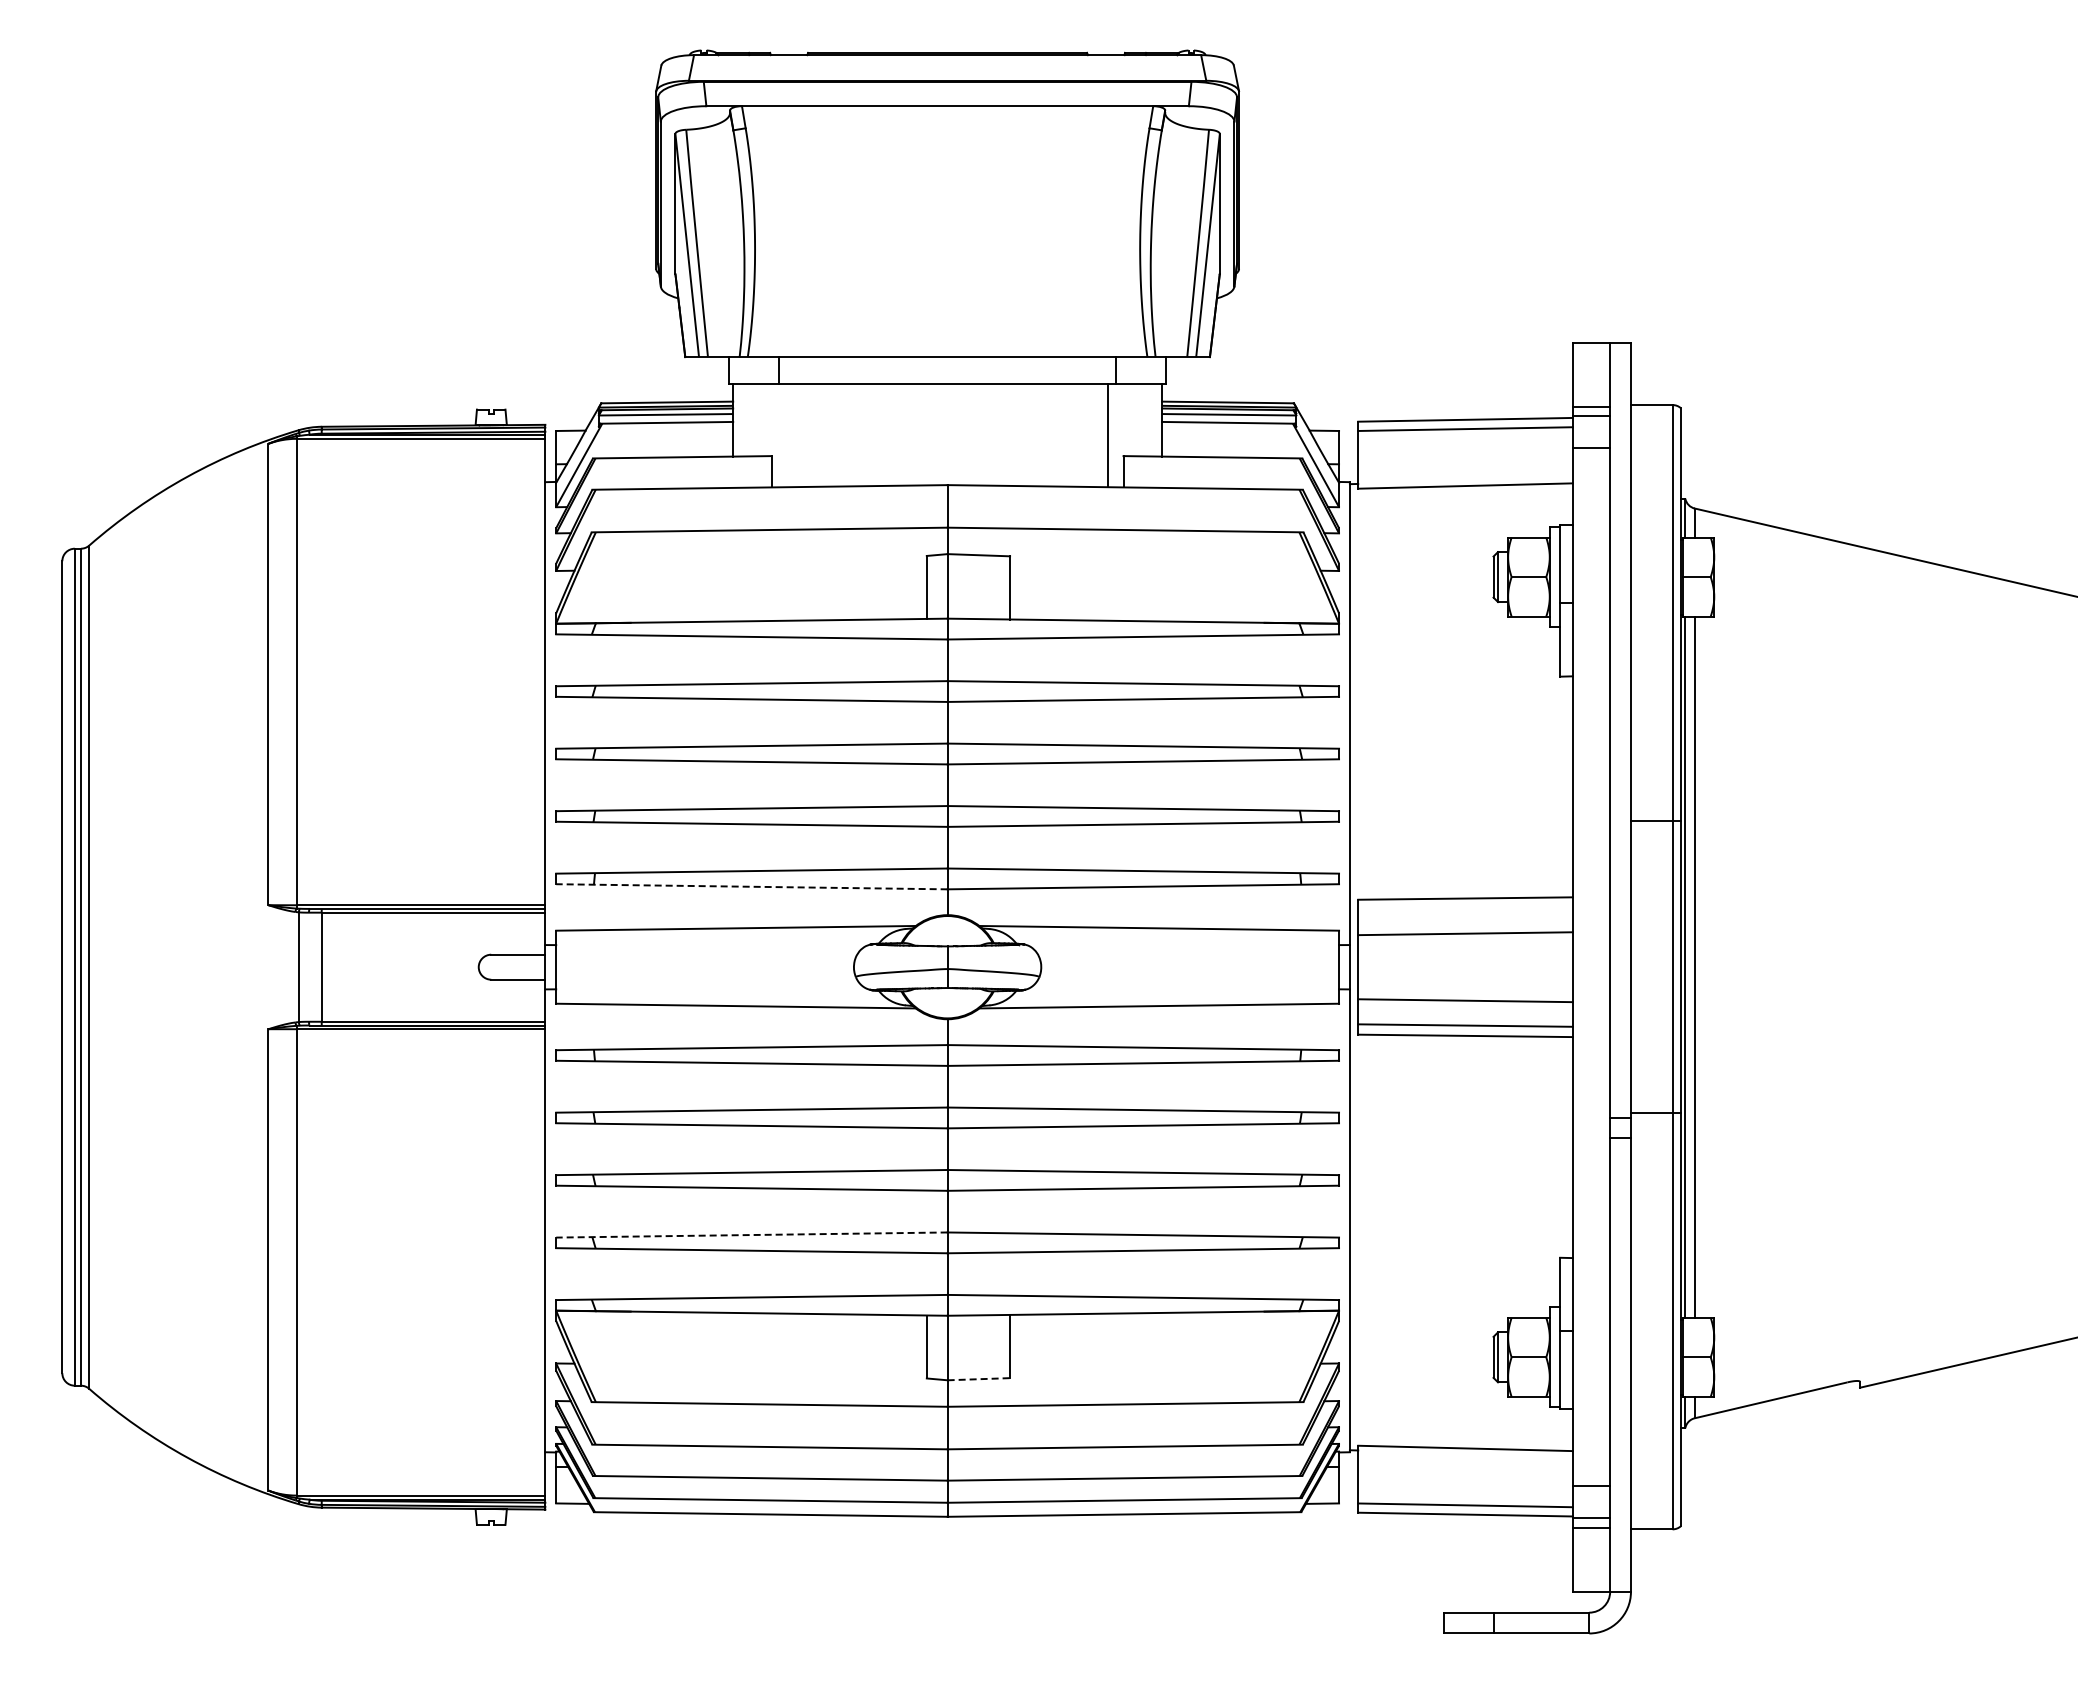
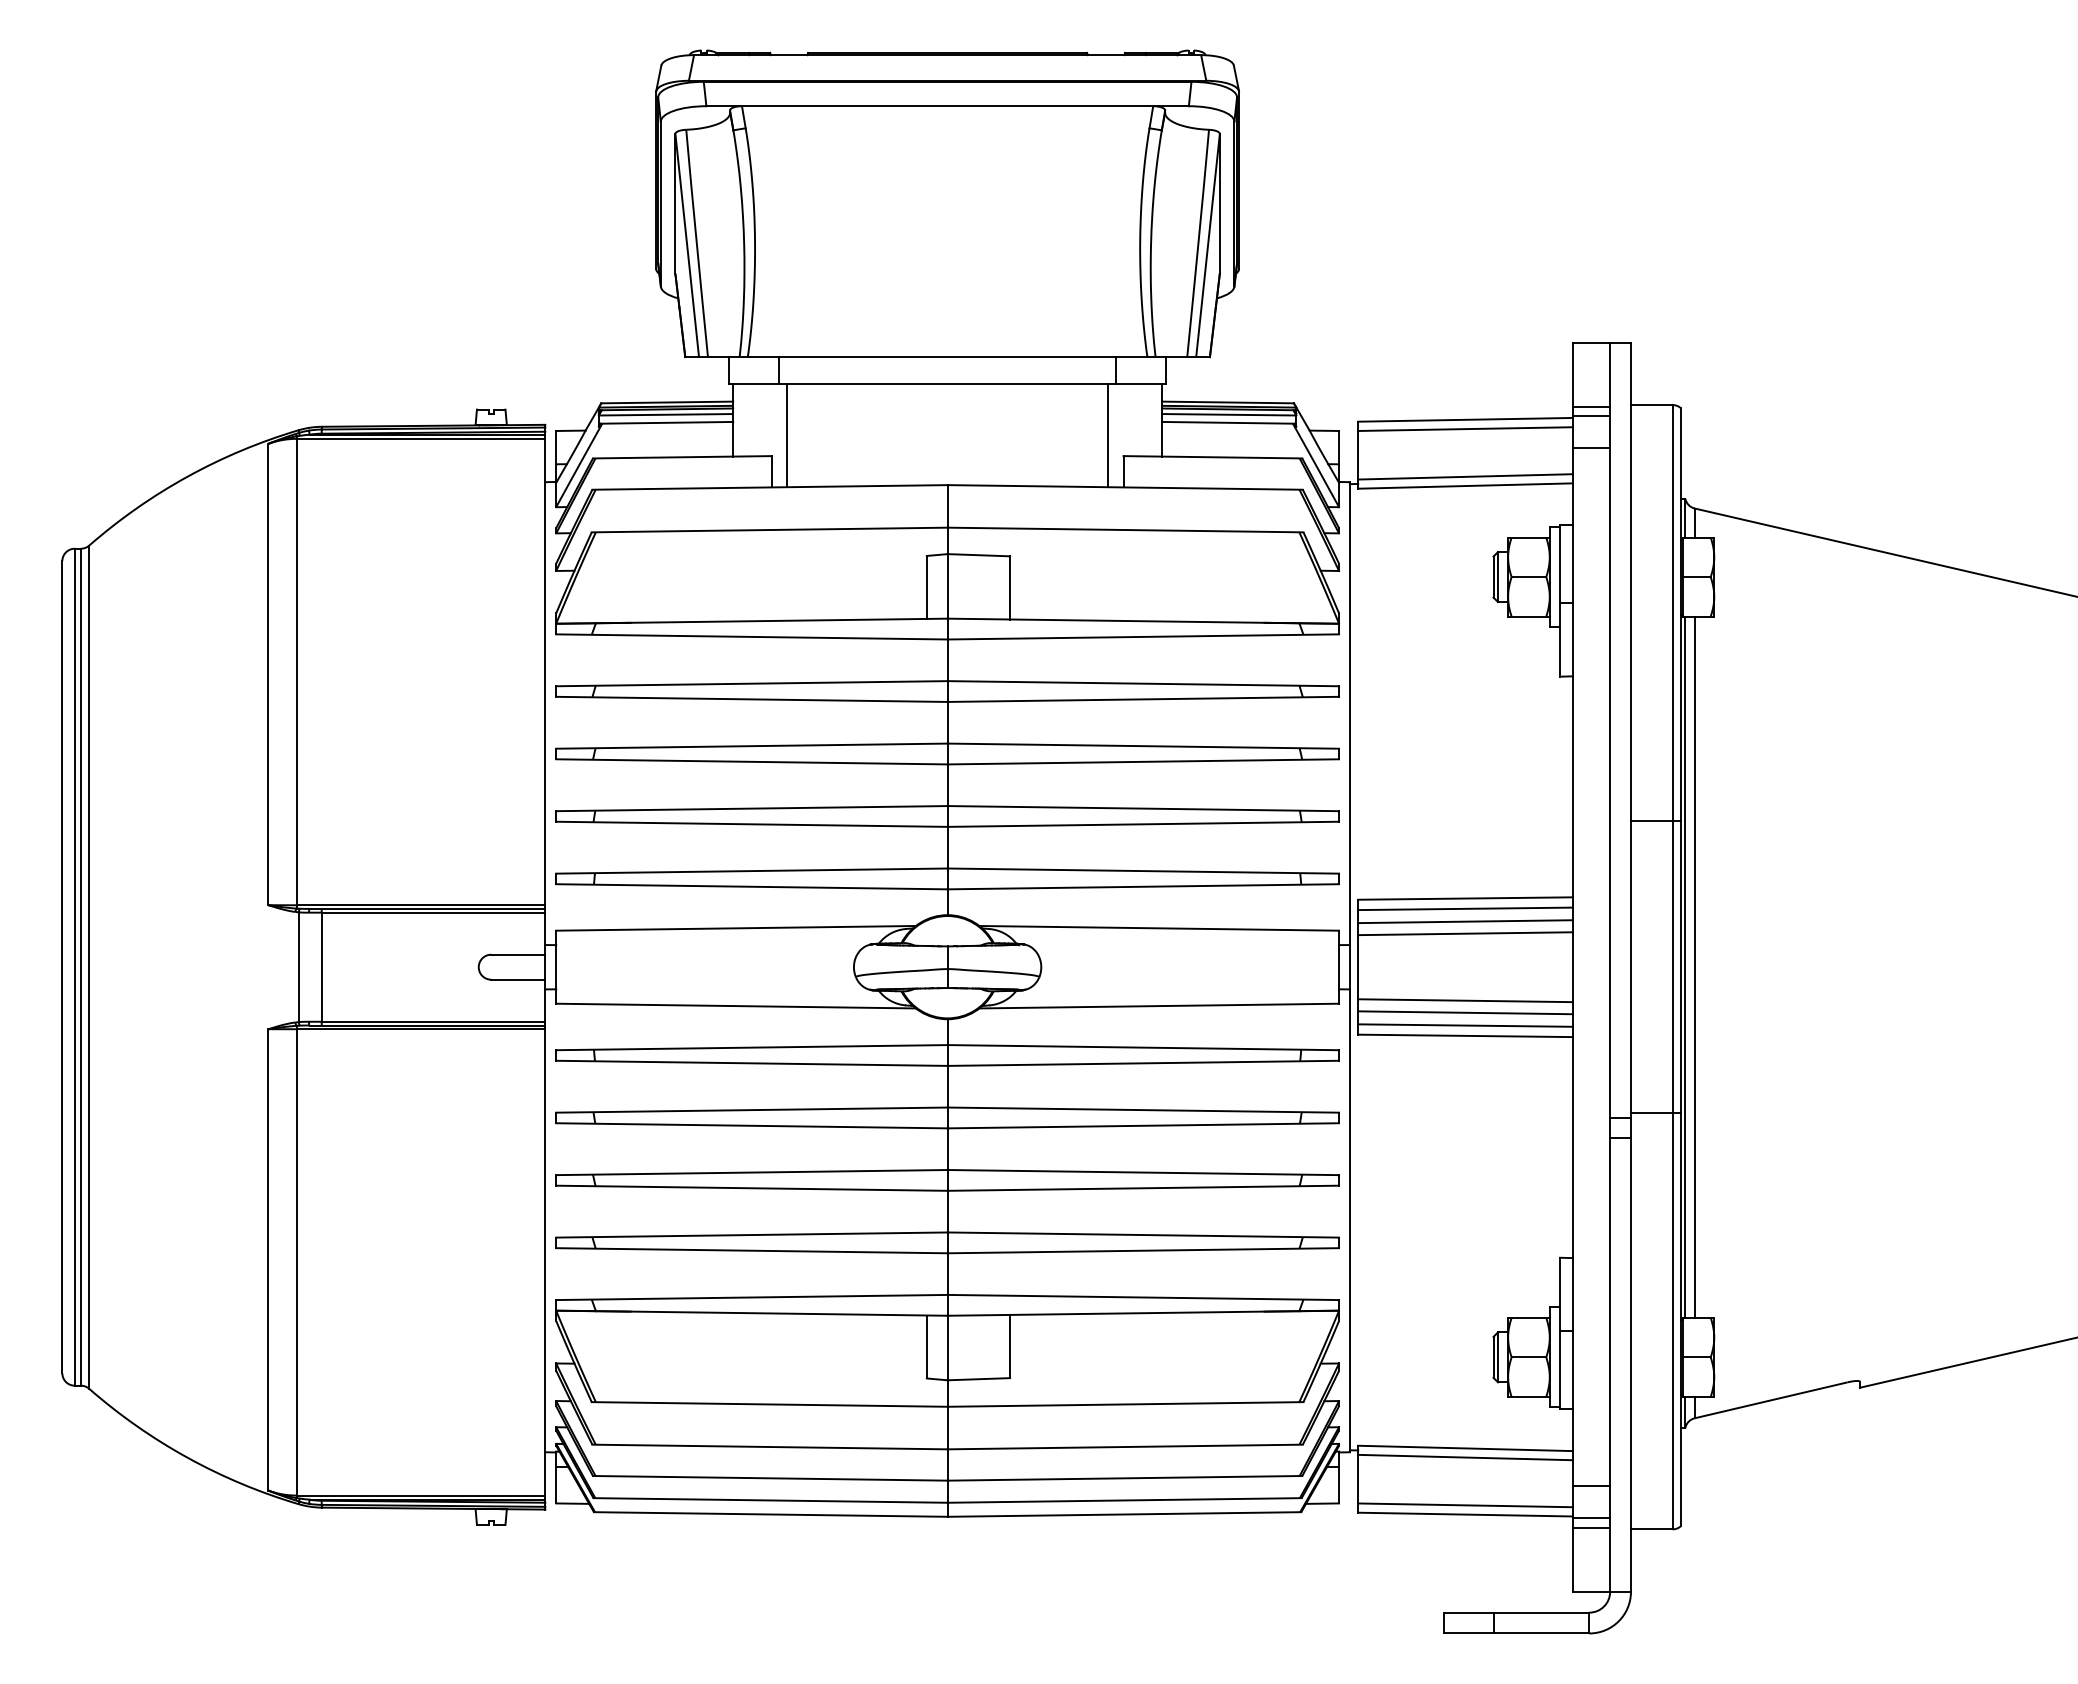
line: none -> present (787, 435)
line: none -> present (1465, 476)
line: dashed -> solid (751, 886)
line: none -> present (1465, 908)
line: none -> present (1465, 921)
line: none -> present (1465, 1012)
line: dashed -> solid (751, 1235)
line: dashed -> solid (979, 1379)
line: none -> present (1465, 1457)
